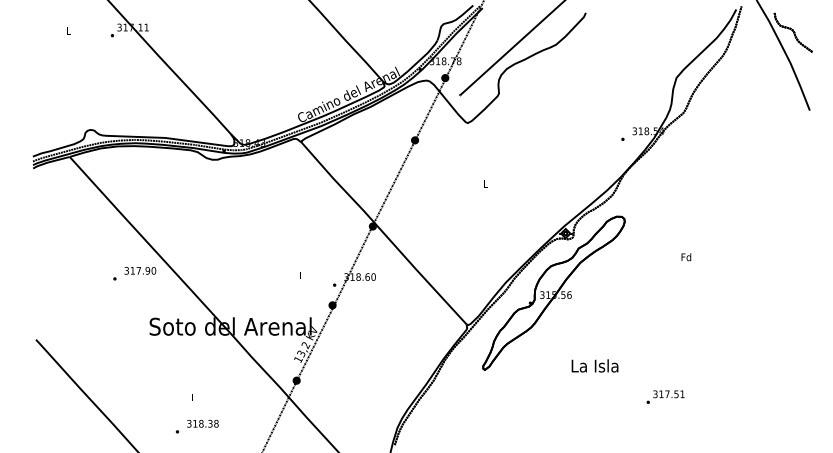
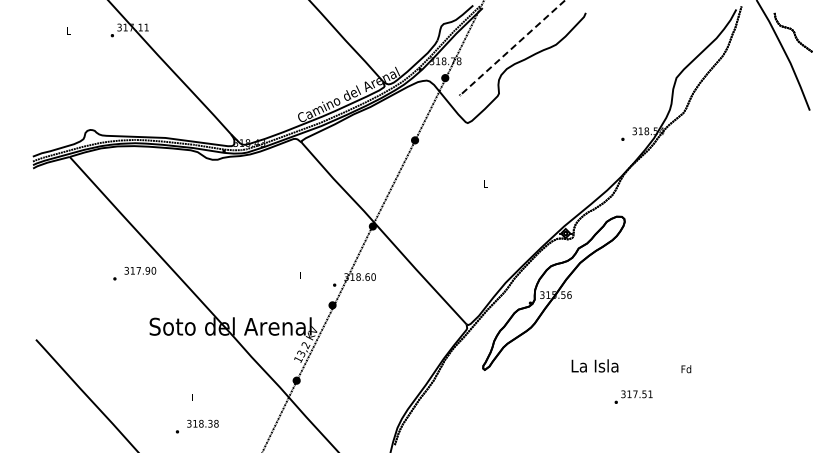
line: solid -> dashed (512, 47)
text position: (686, 257) -> (686, 369) (686, 369)
text position: (665, 396) -> (633, 396) (633, 396)
